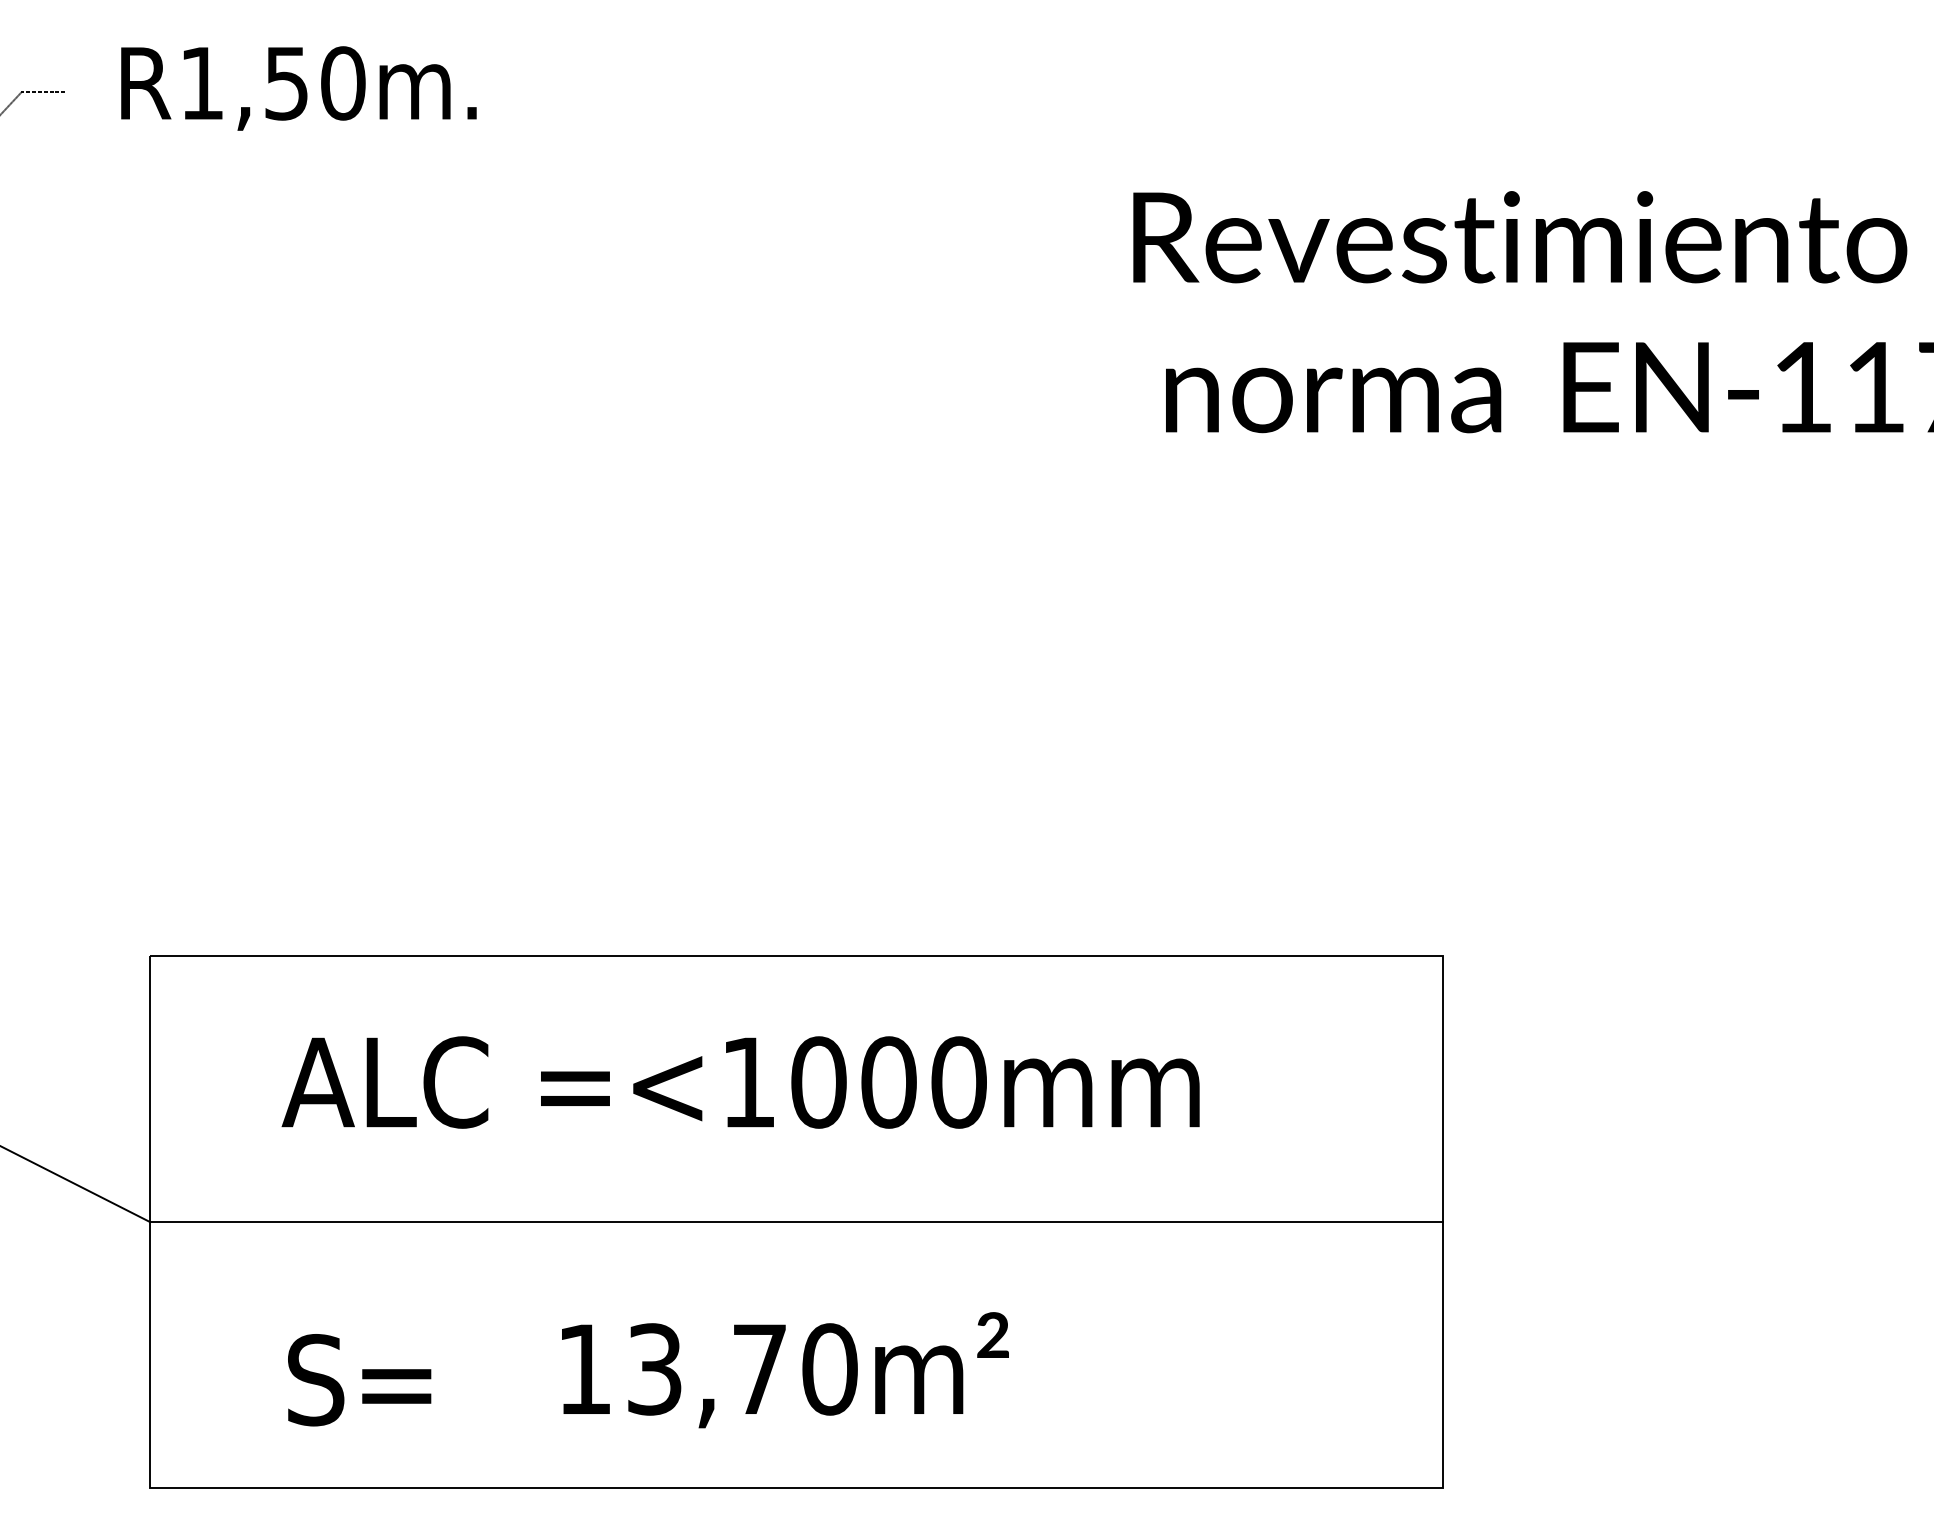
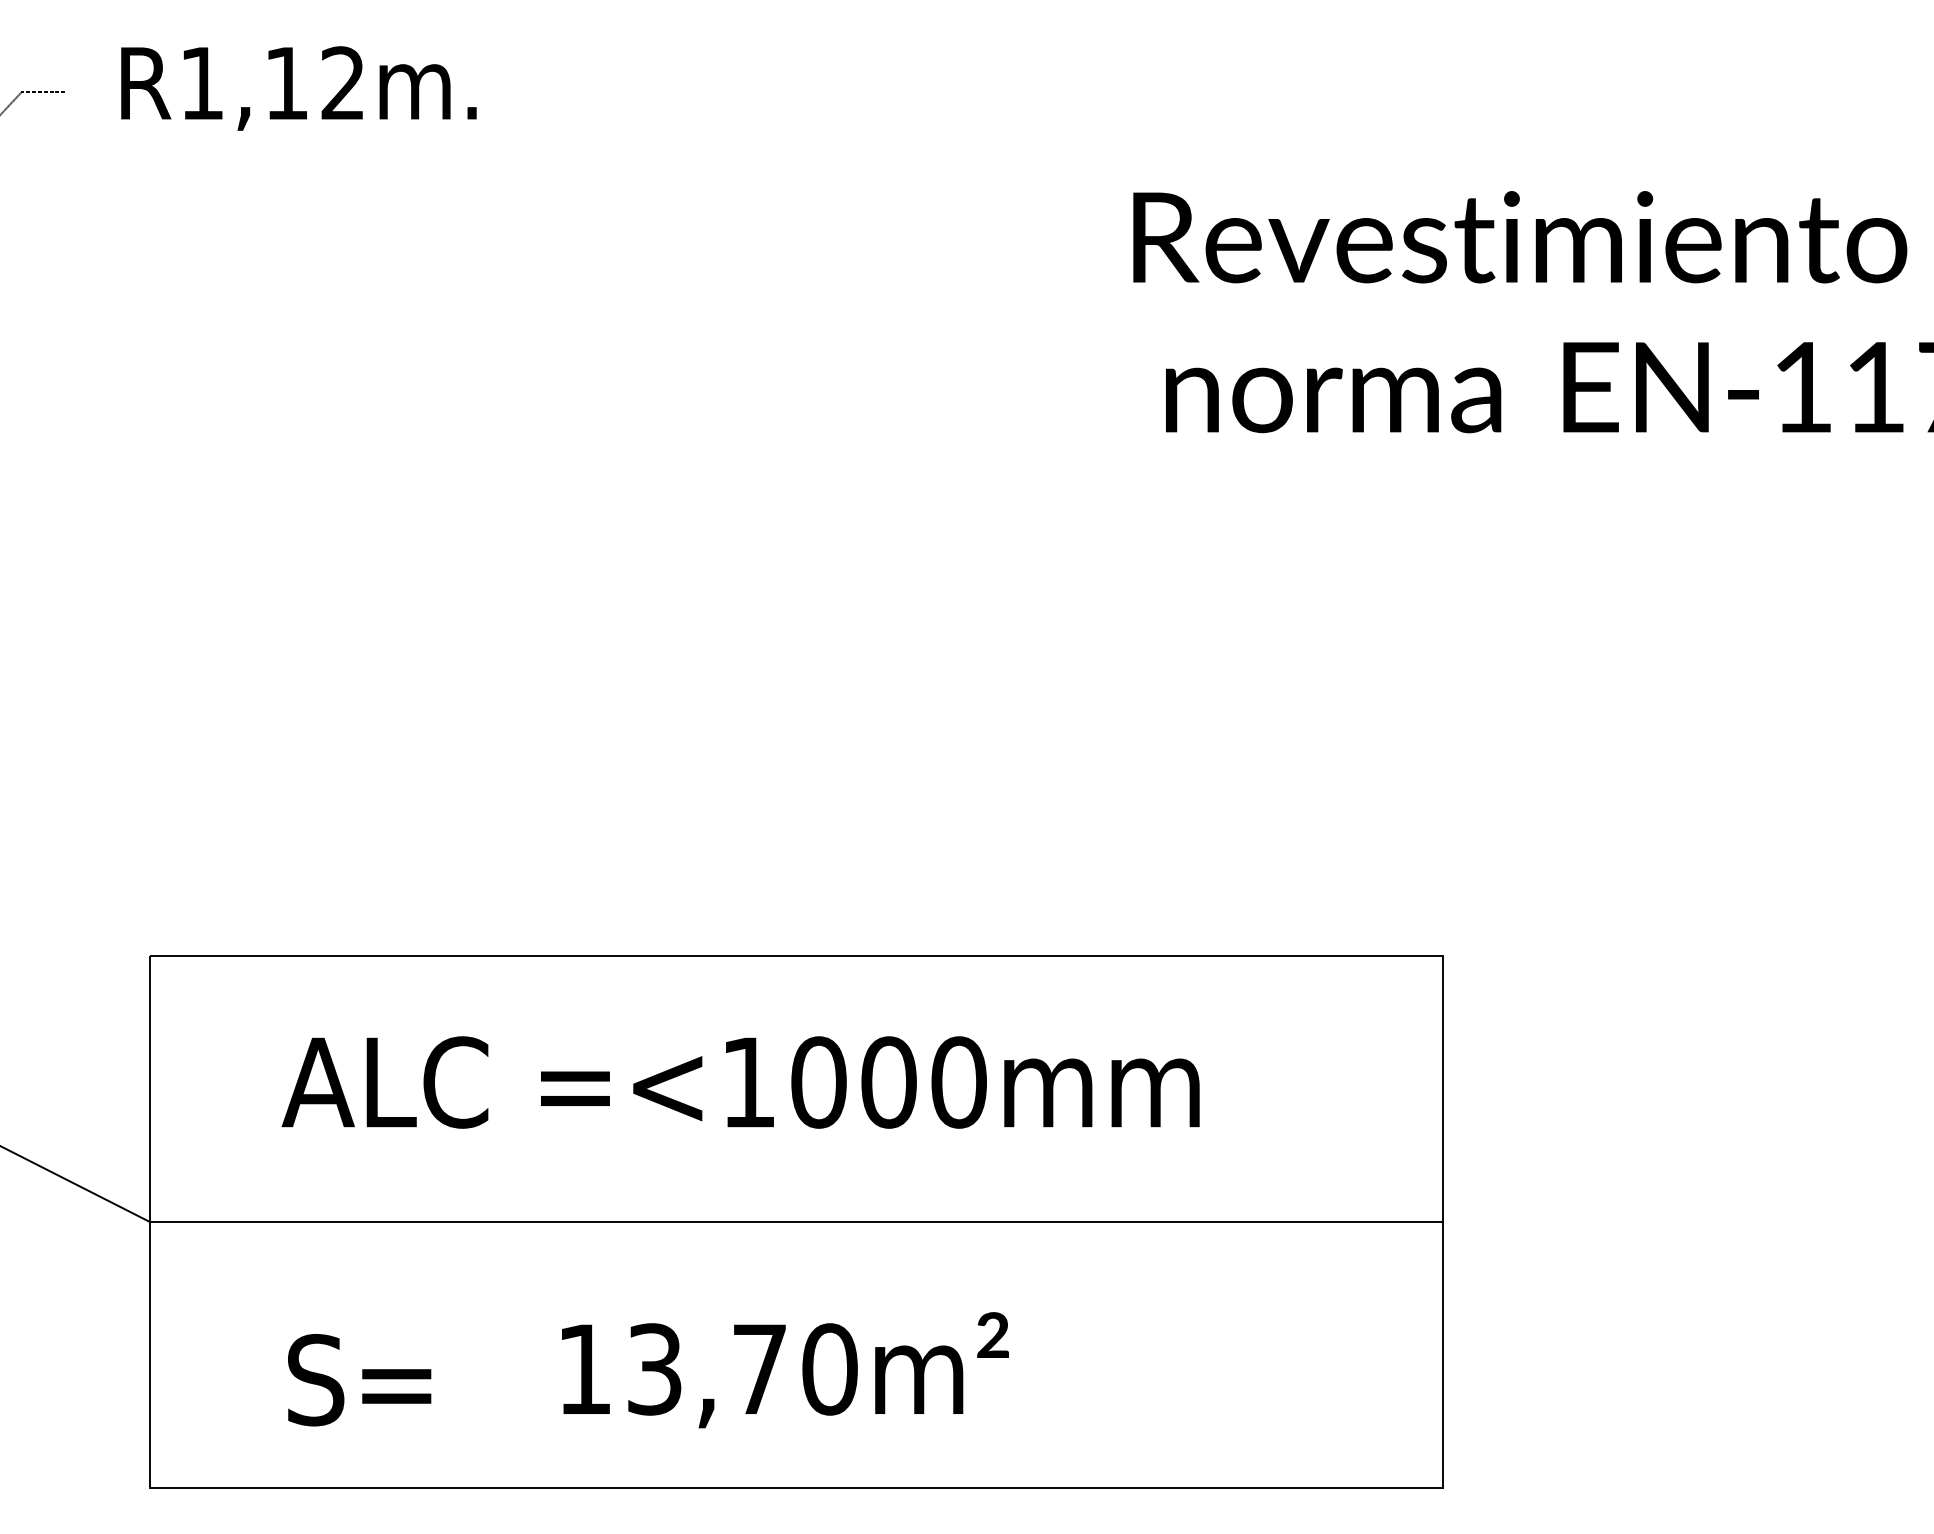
text: R1,50m. -> R1,12m. (315, 83)
